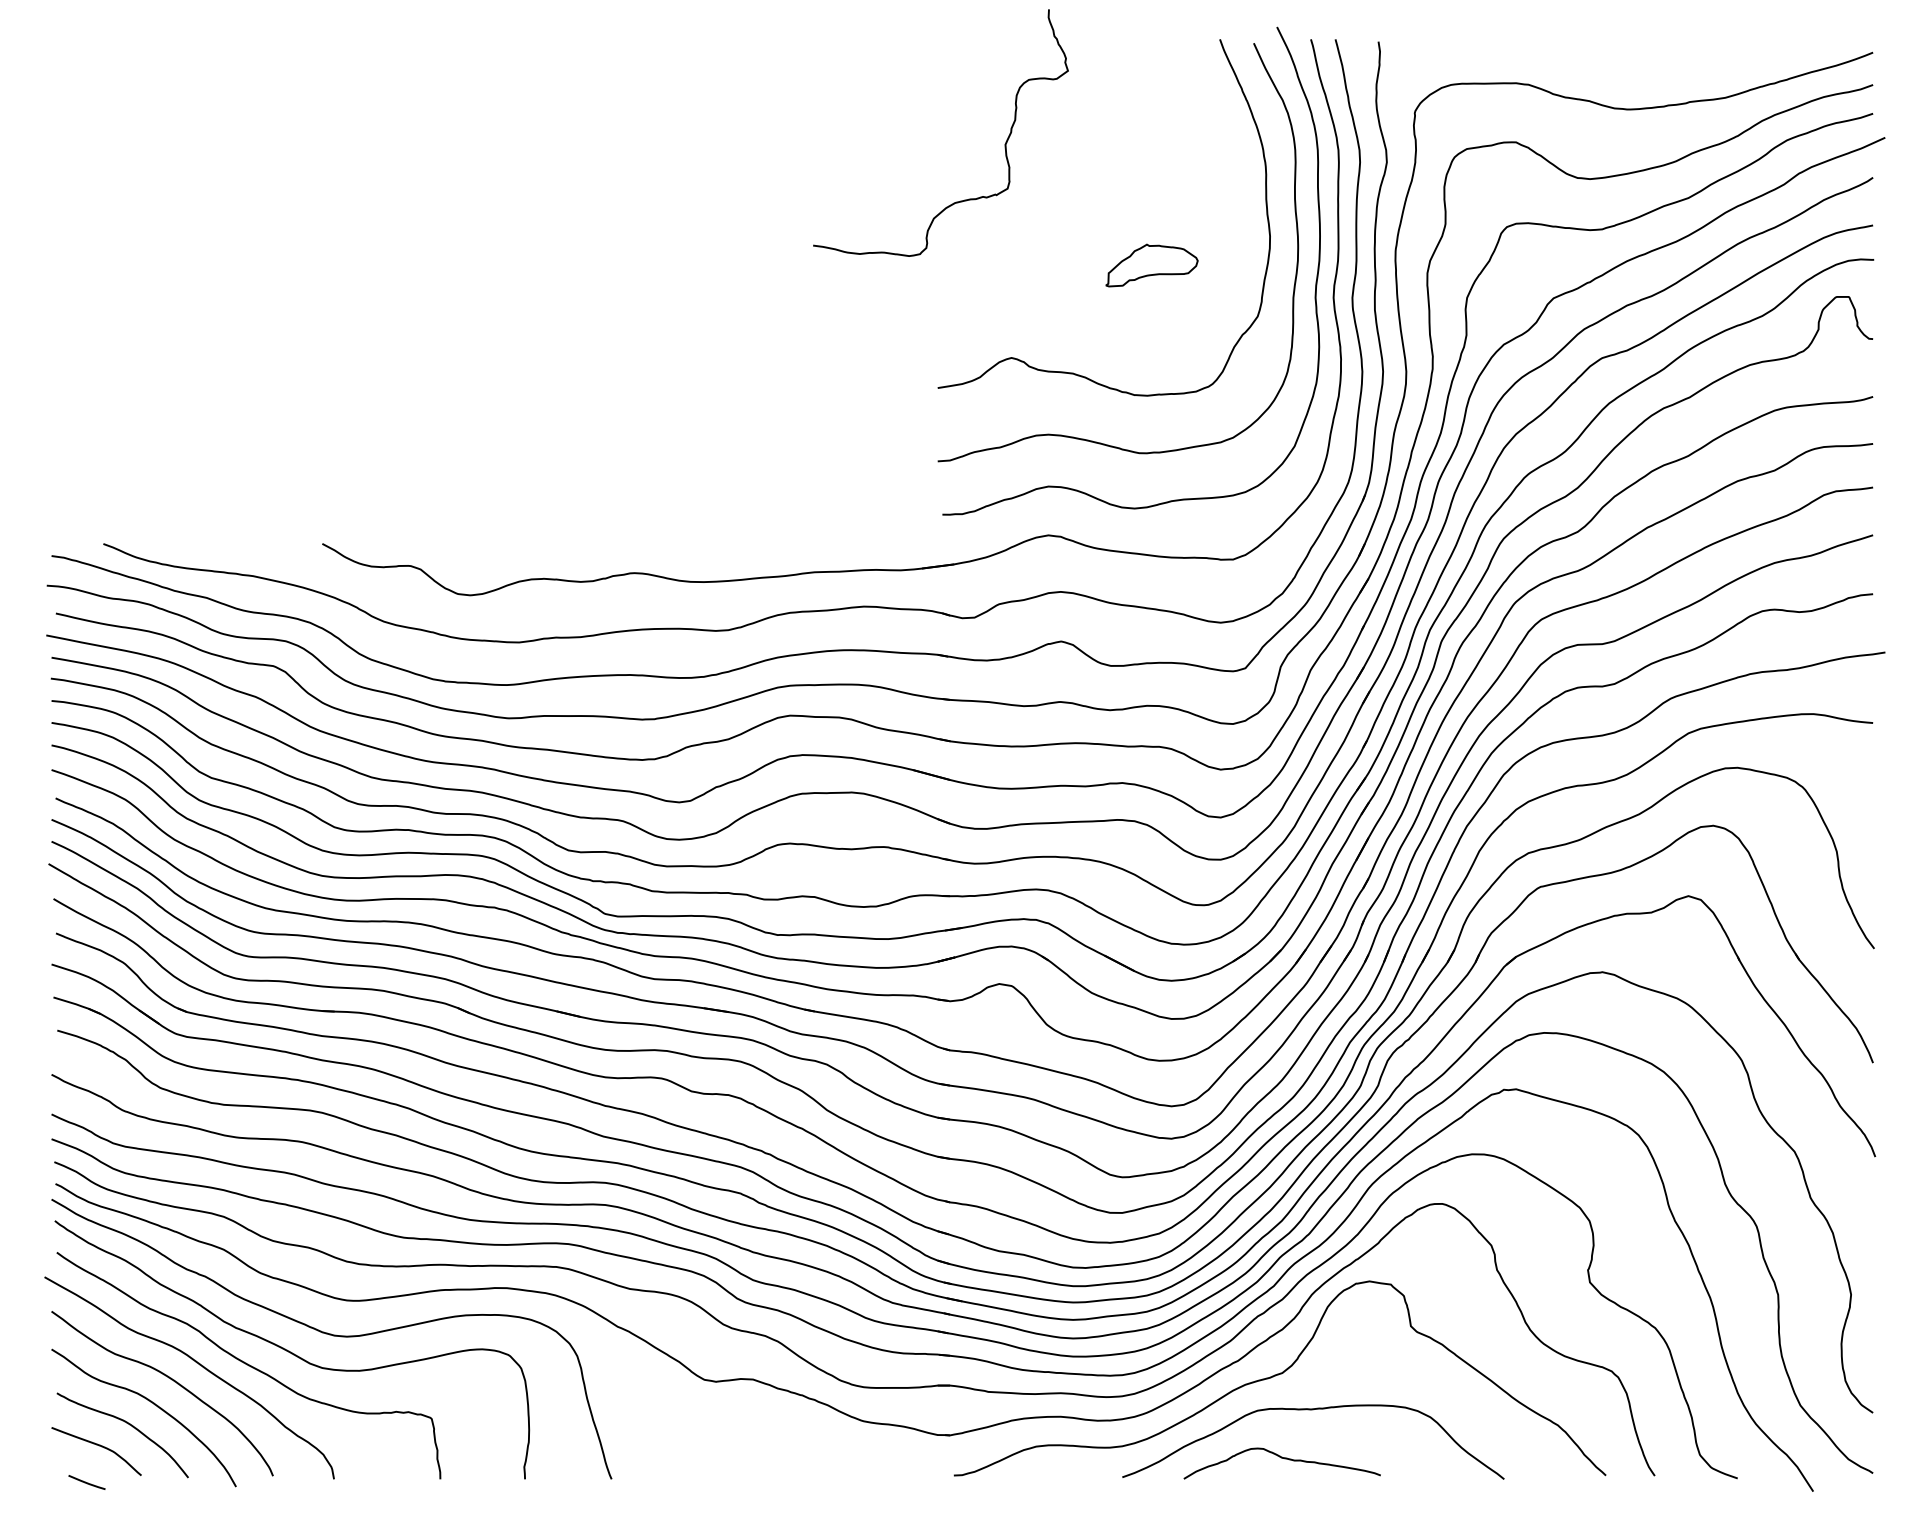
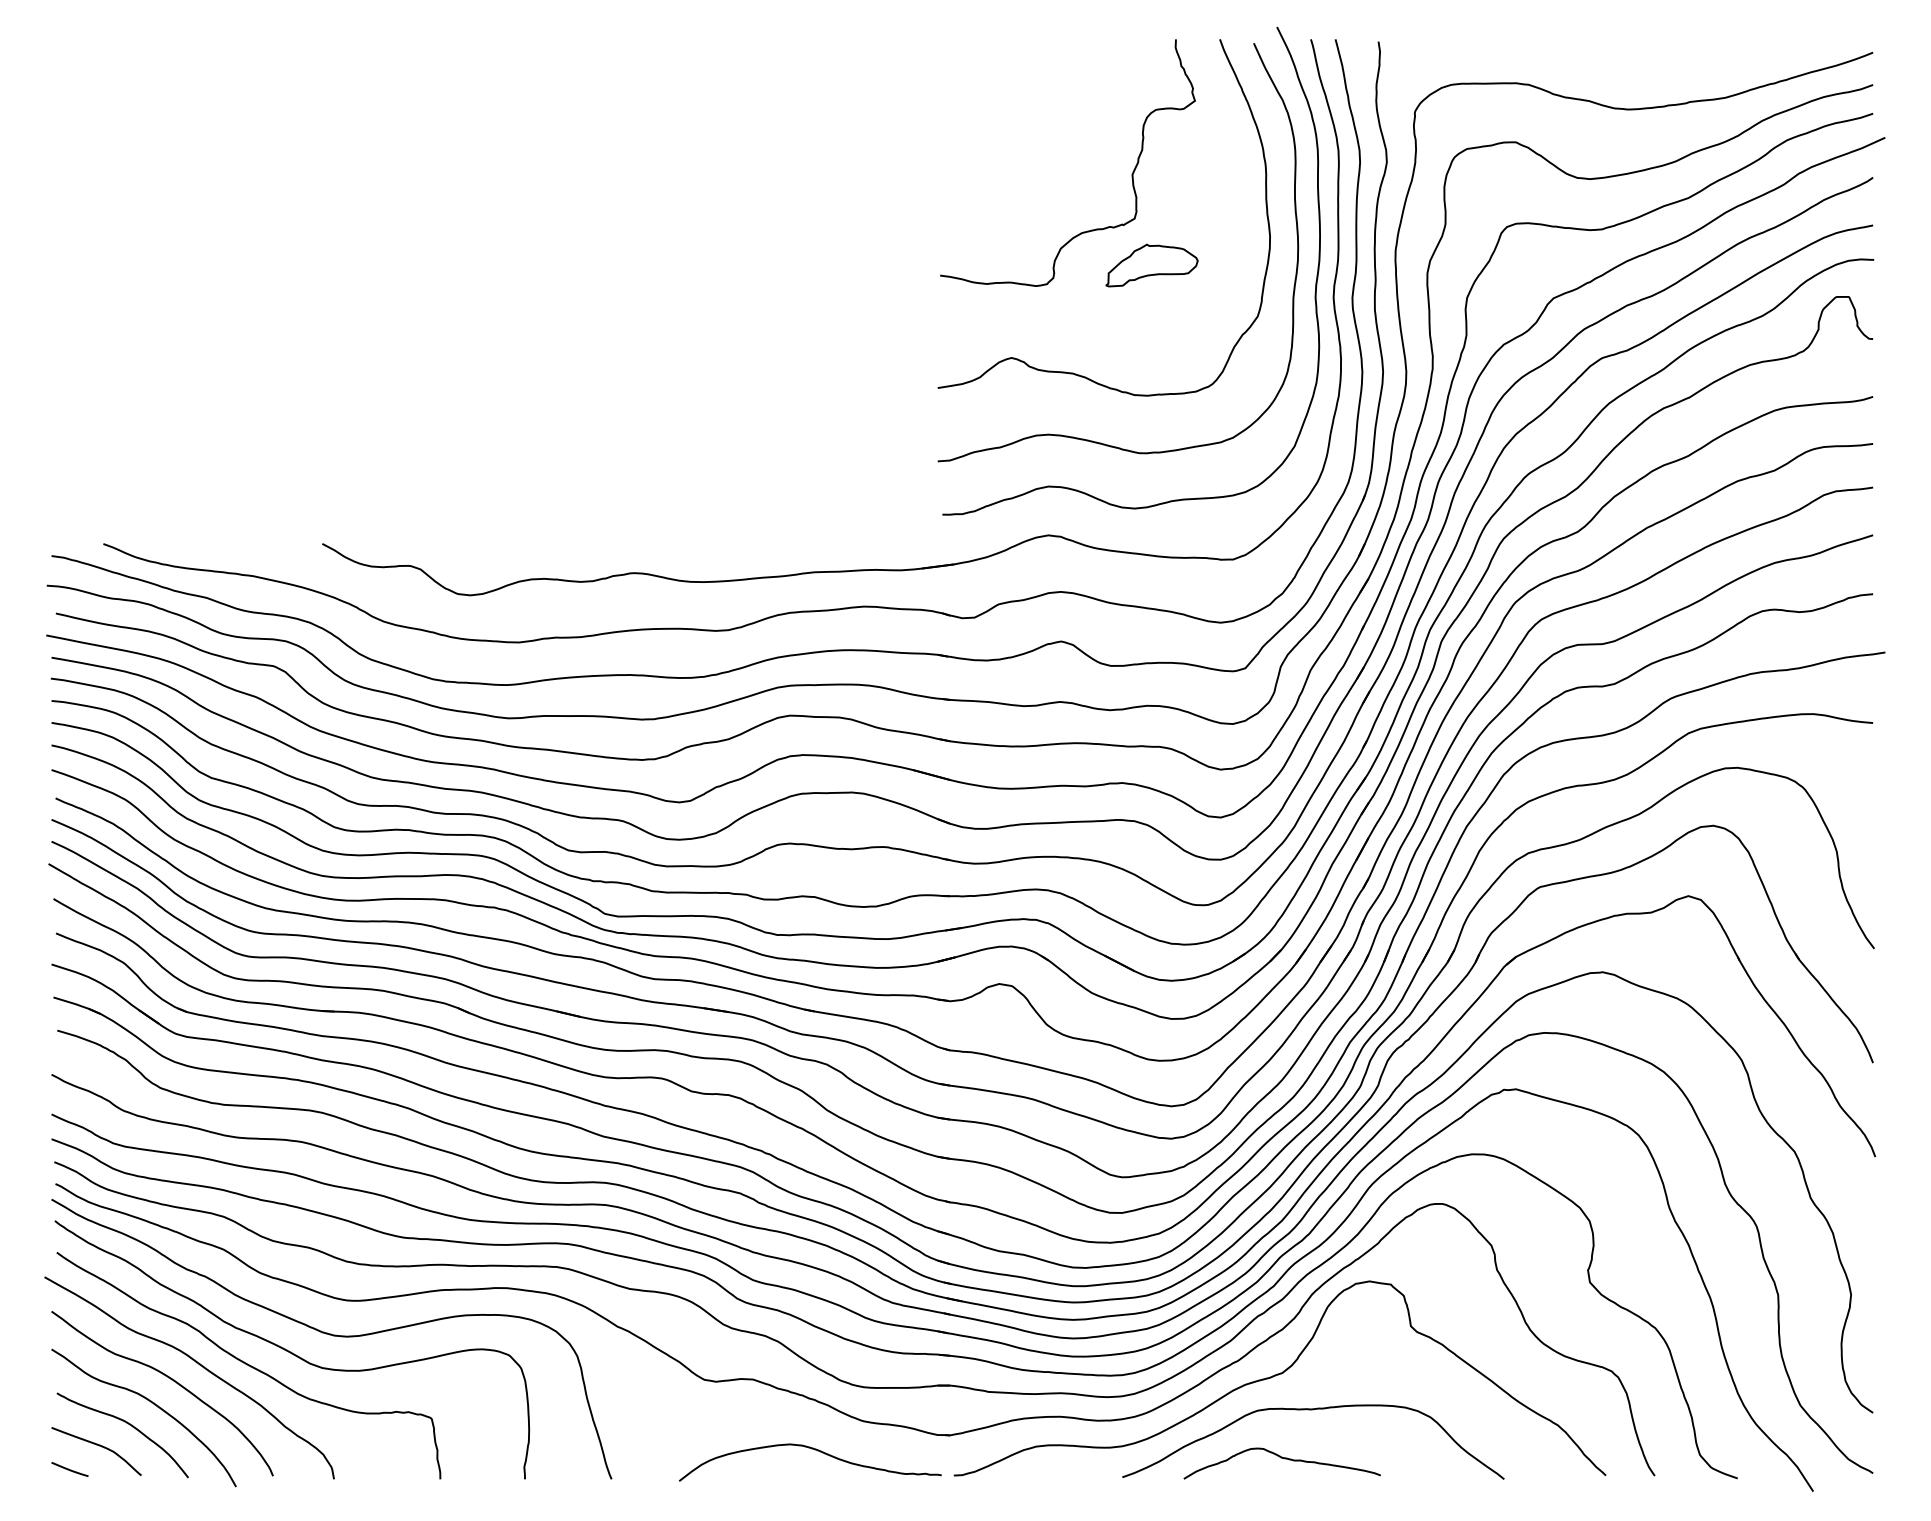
curve position: (1004, 144) -> (1131, 174) (1131, 174)
curve: none -> present (815, 1450)
line position: (86, 1482) -> (69, 1469) (69, 1469)
